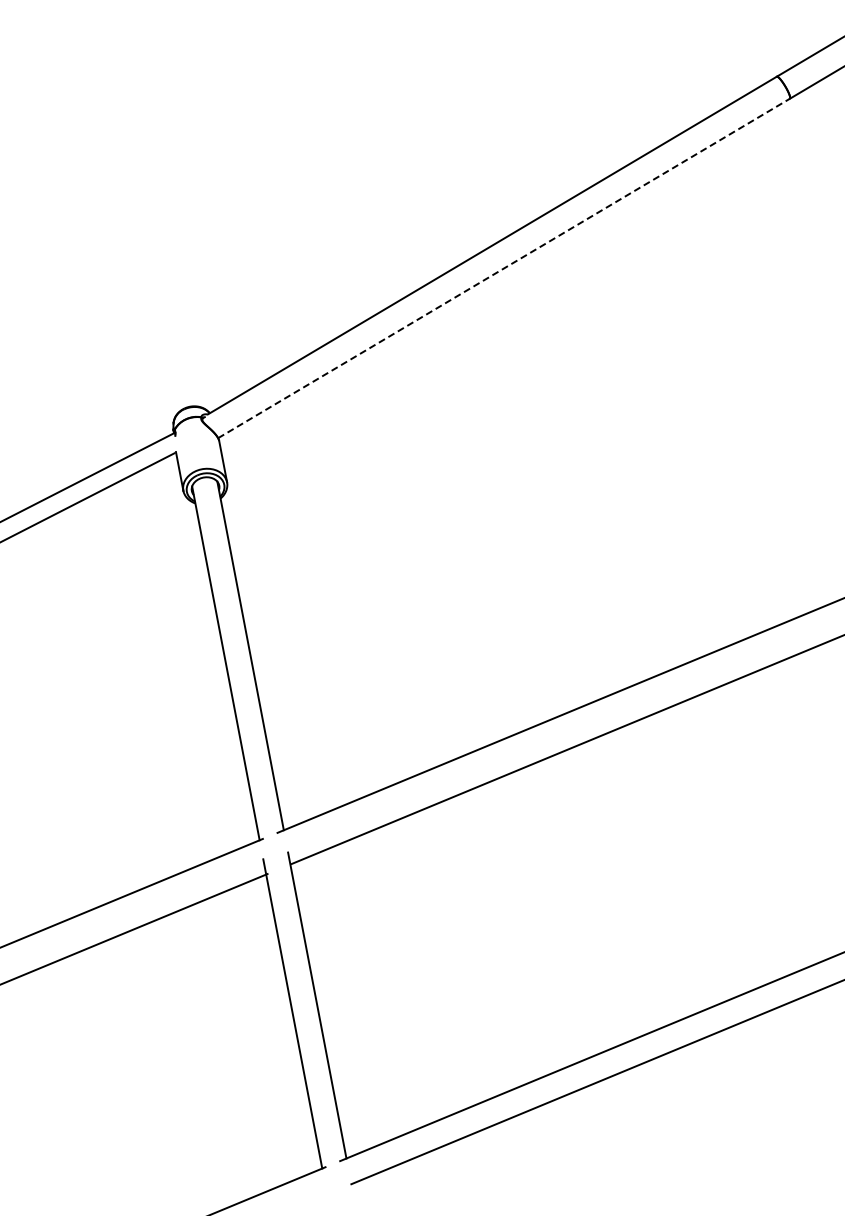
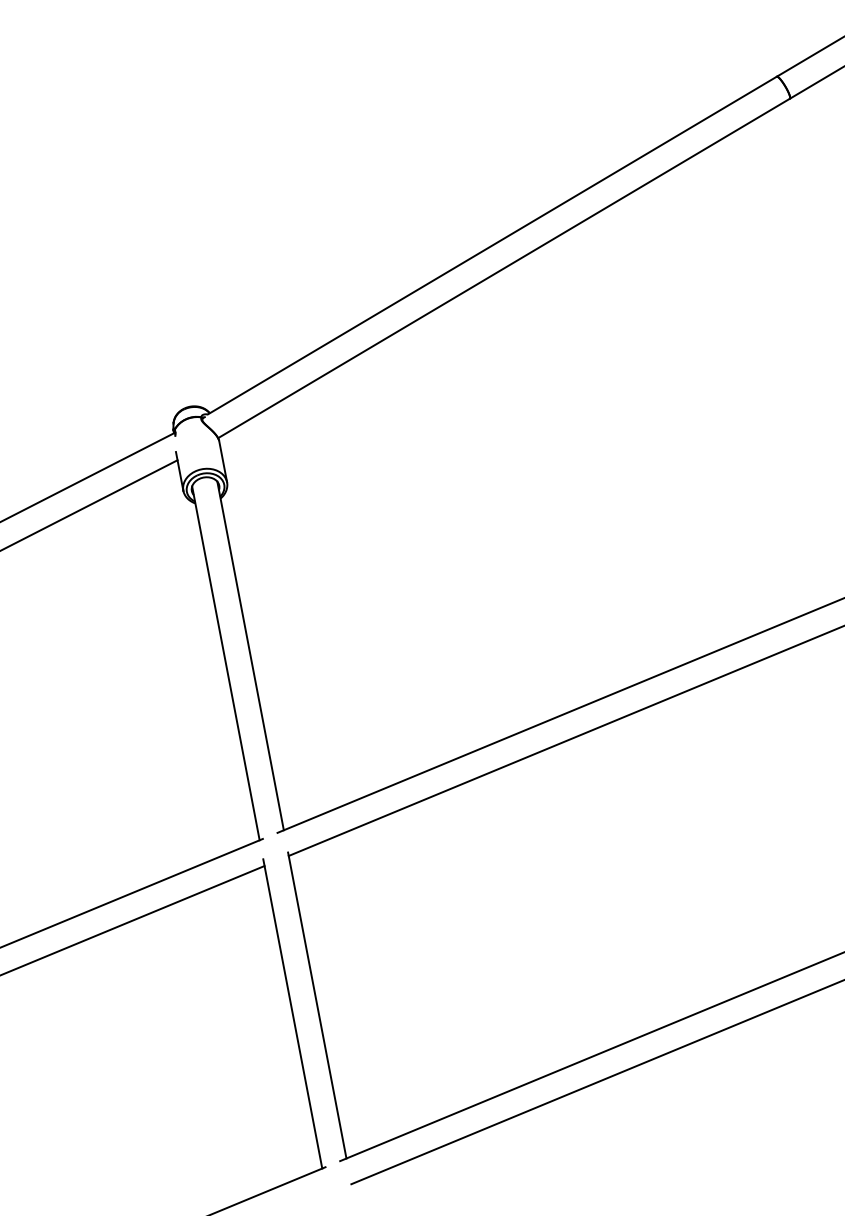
line: dashed -> solid (504, 268)
line position: (88, 497) -> (89, 505) (89, 505)
line position: (566, 749) -> (564, 740) (564, 740)
line position: (134, 928) -> (133, 920) (133, 920)
